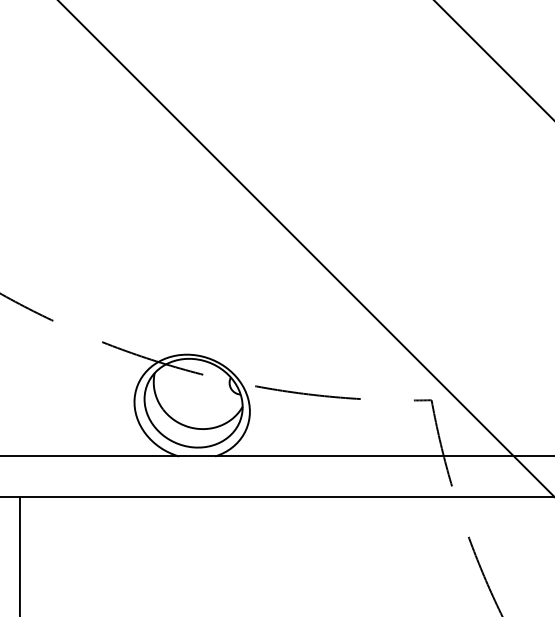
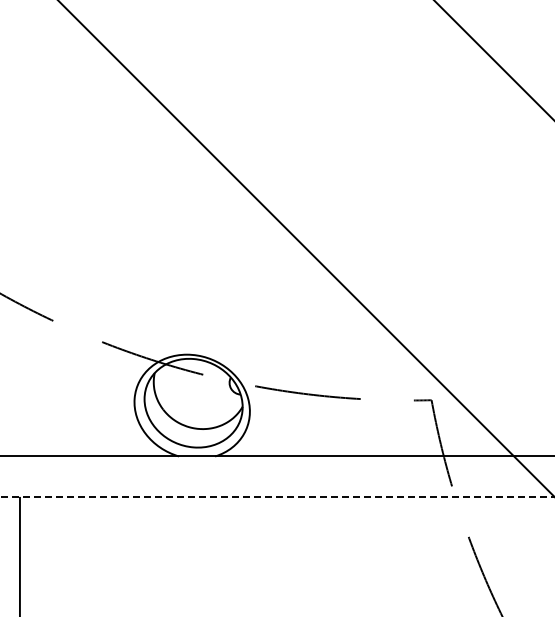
line: solid -> dashed (277, 496)
